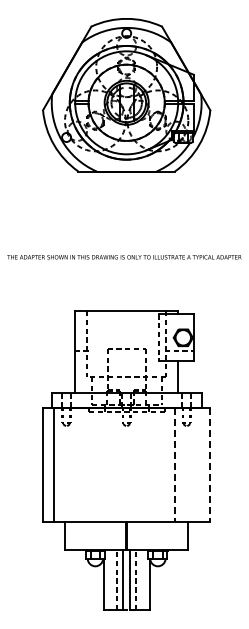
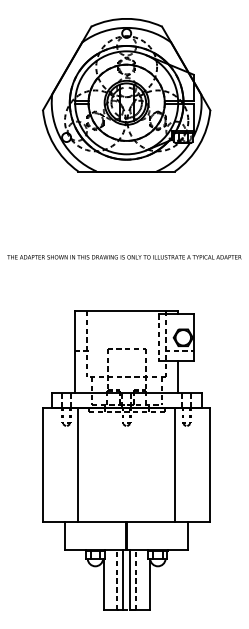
line position: (54, 464) -> (78, 464) (78, 464)
line: dashed -> solid (174, 465)
line: dashed -> solid (210, 465)
